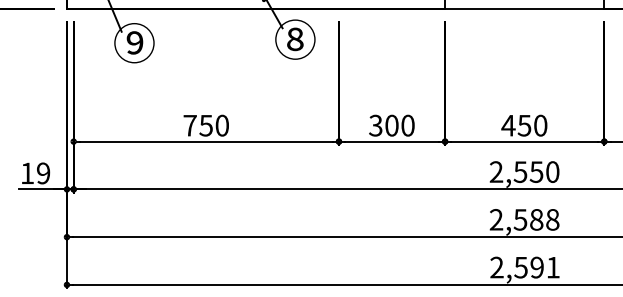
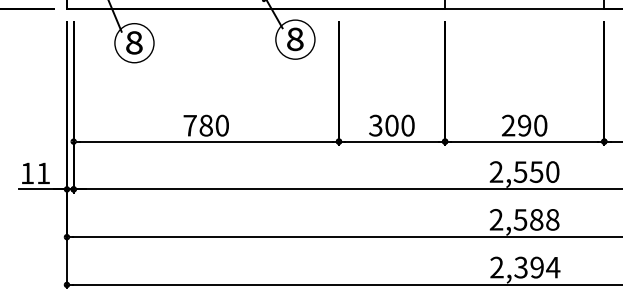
text: ⑨ -> ⑧ (134, 42)
text: 750 -> 780 (205, 125)
text: 450 -> 290 (516, 125)
text: 19 -> 11 (43, 173)
text: 2,591 -> 2,394 (537, 267)
